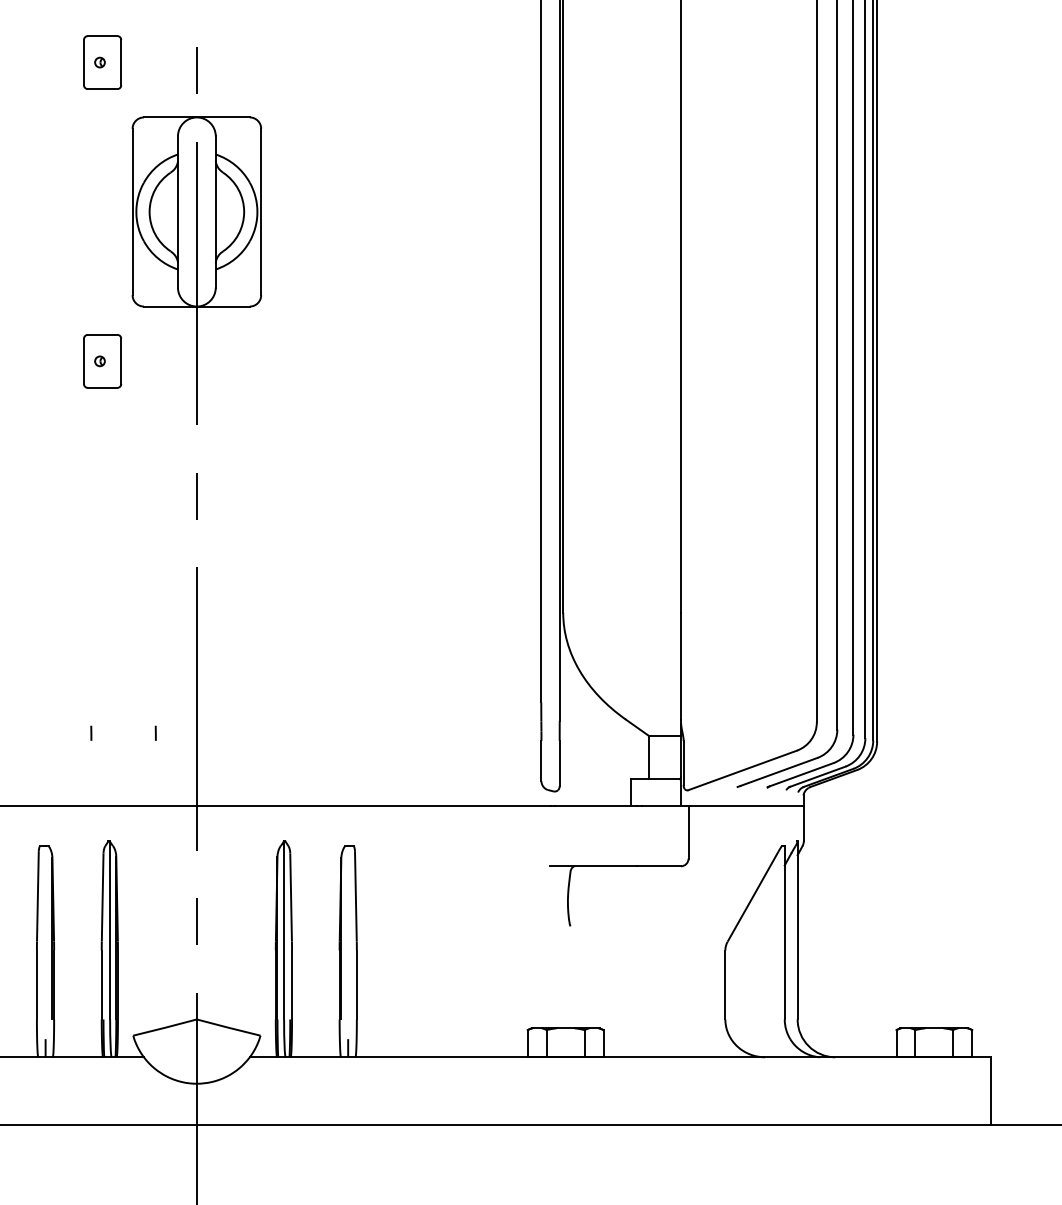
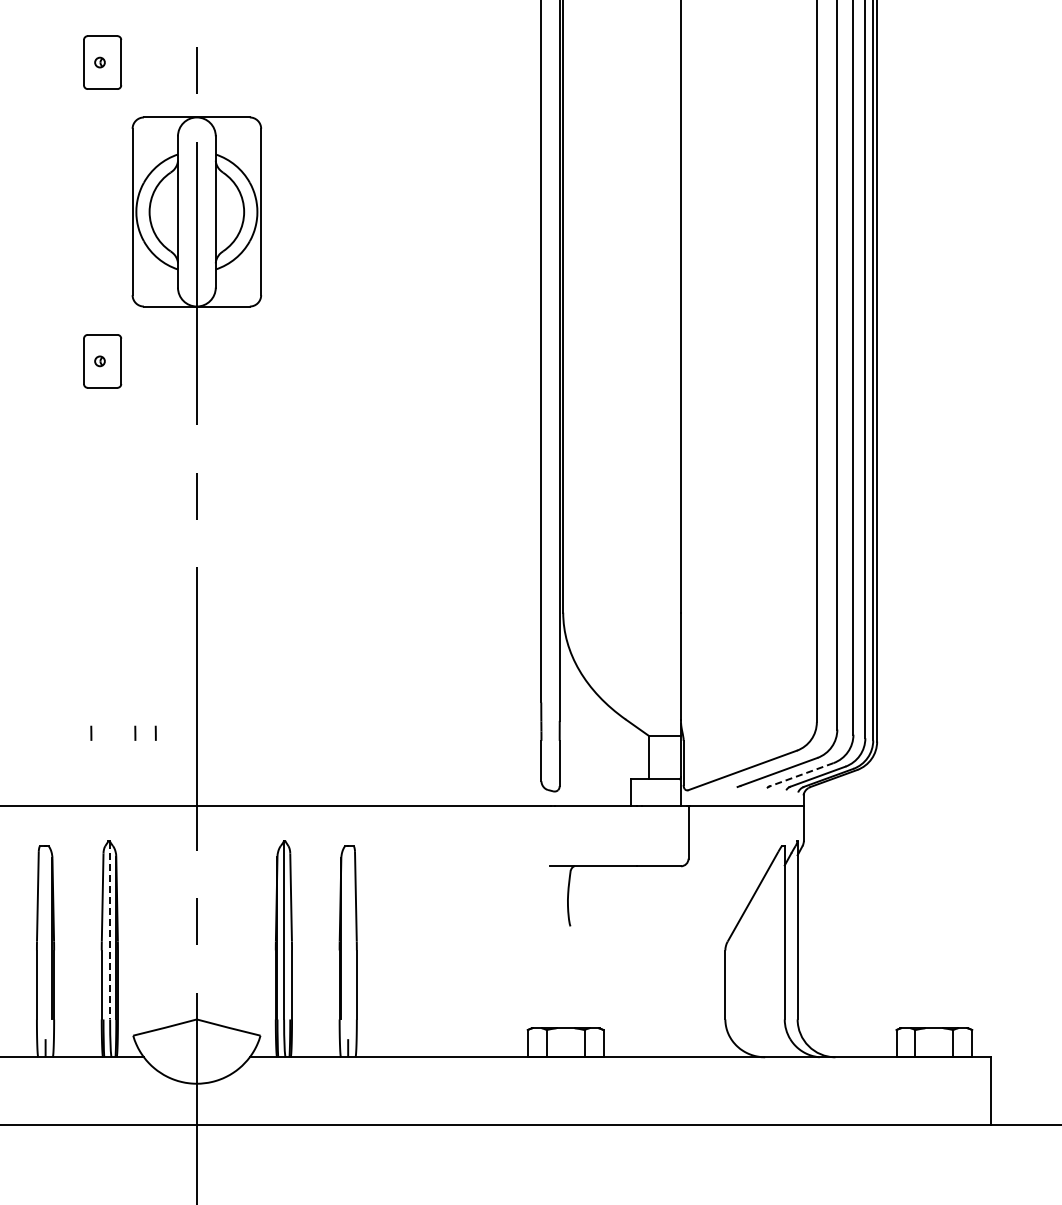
line: none -> present (135, 732)
line: solid -> dashed (800, 775)
line: solid -> dashed (110, 930)
